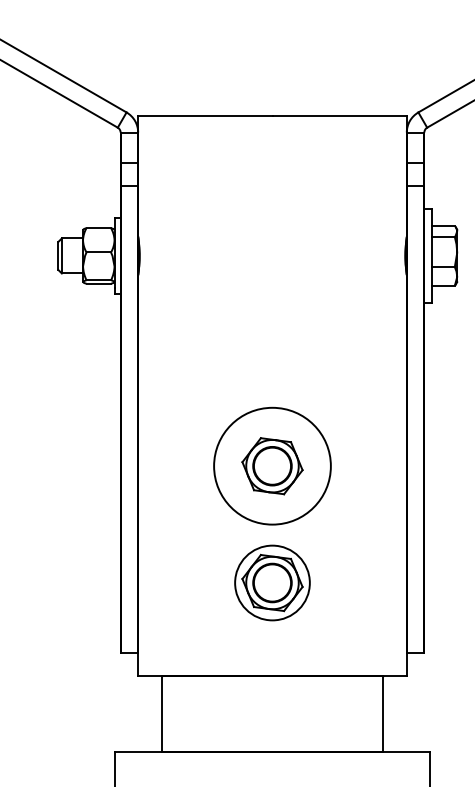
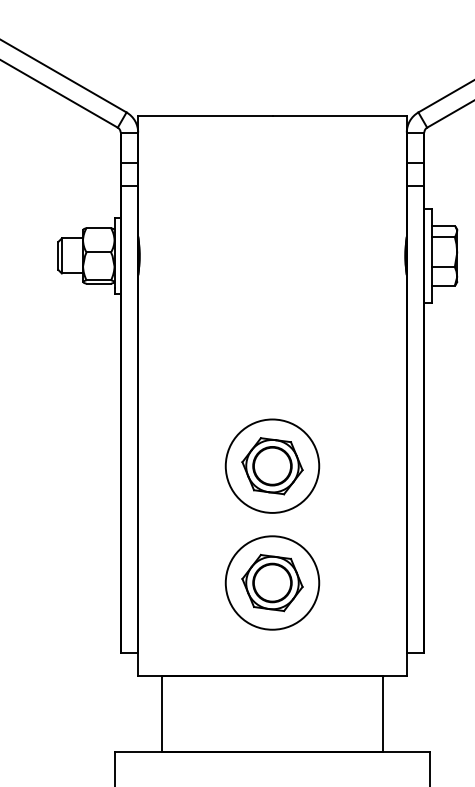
circle diameter: 117 px -> 93 px (272, 465)
circle diameter: 75 px -> 93 px (272, 582)
